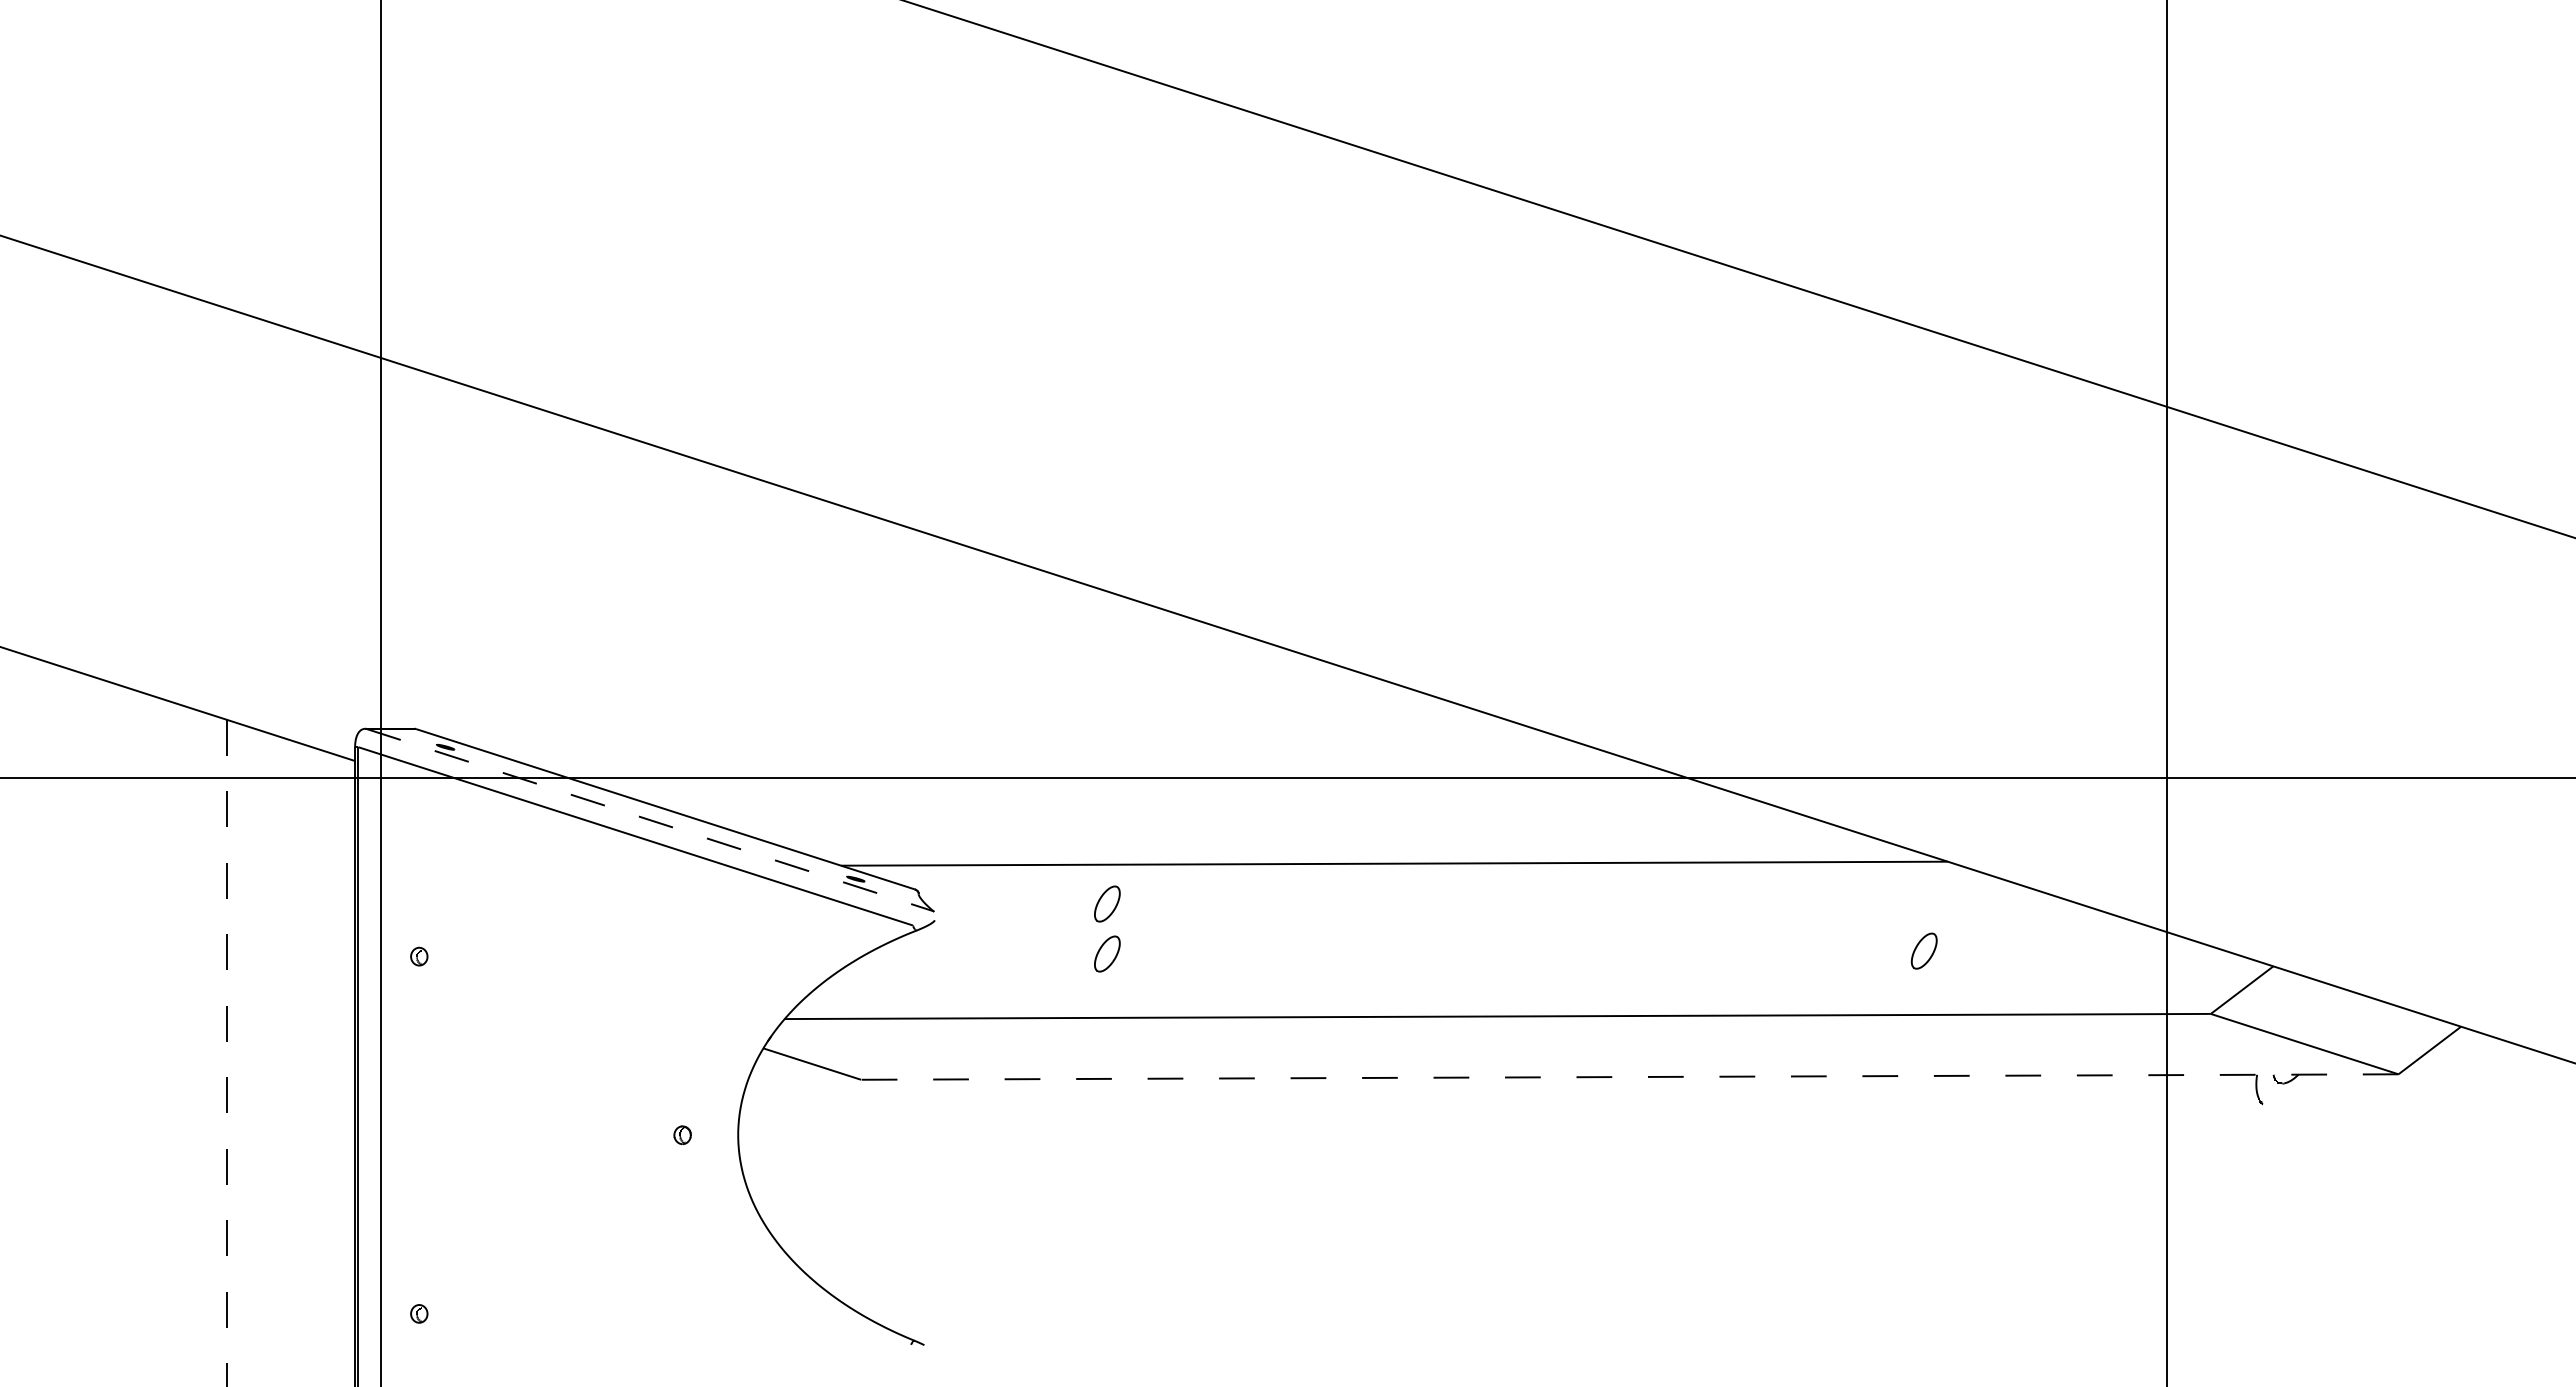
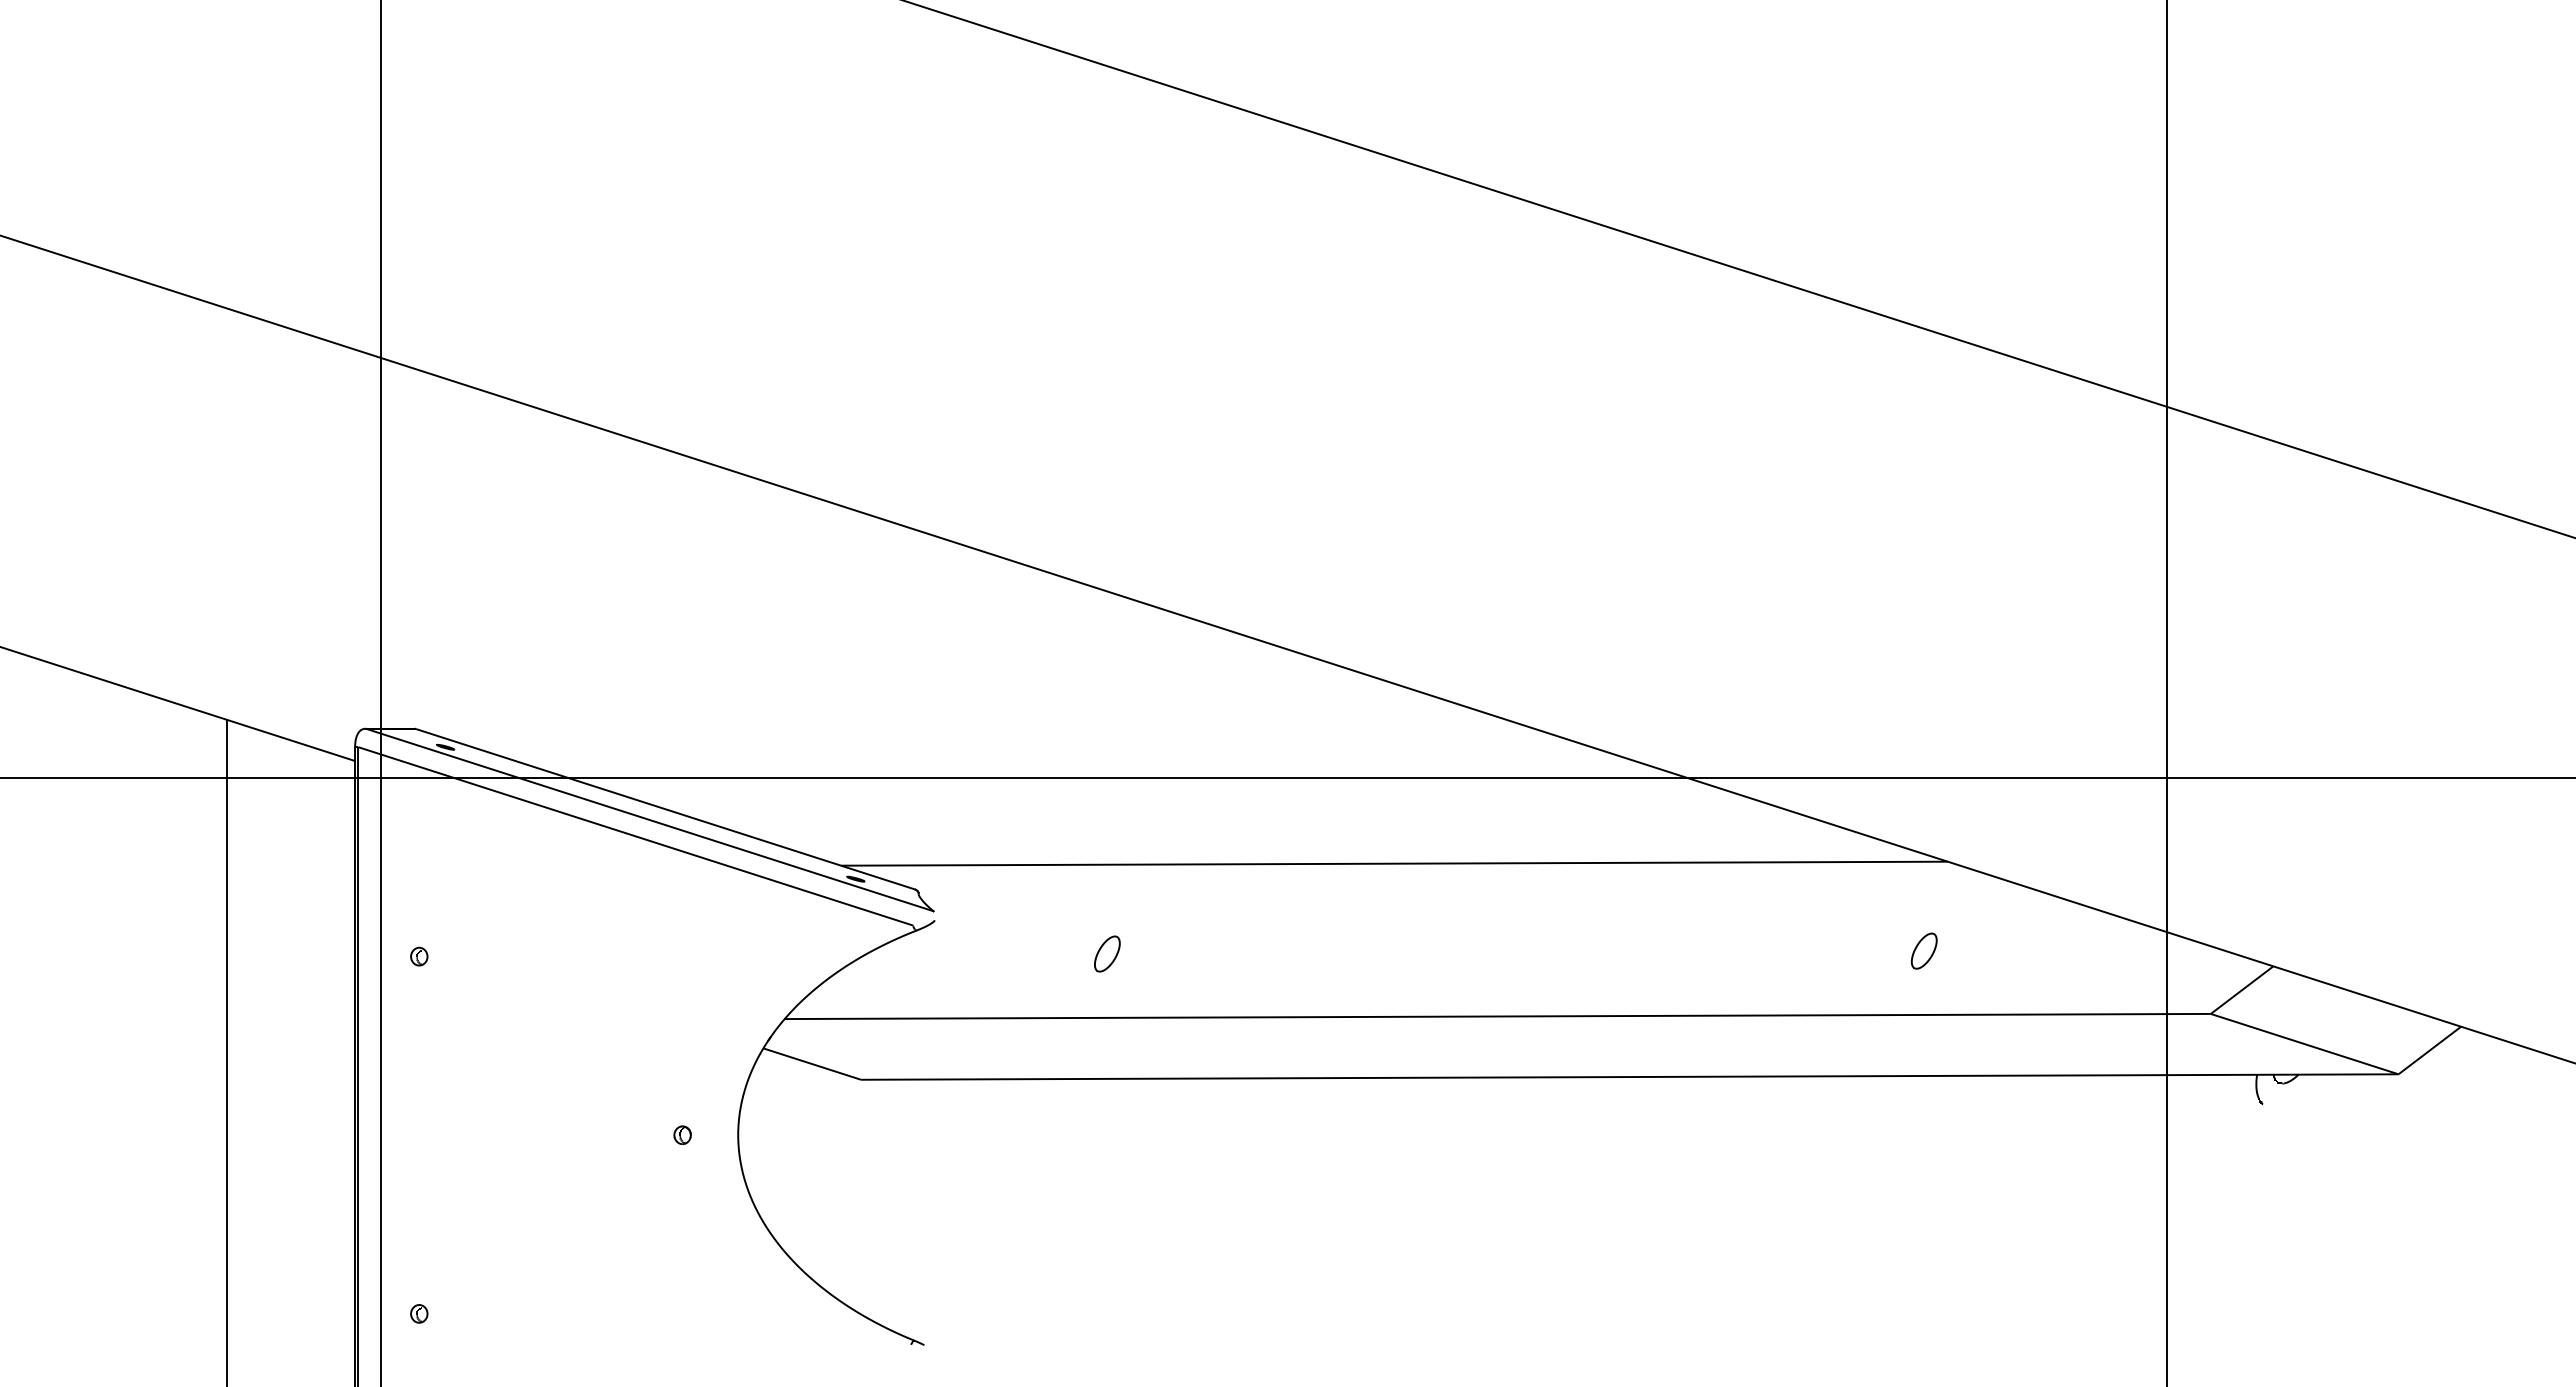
line: dashed -> solid (649, 819)
part: present -> none (1107, 903)
line: dashed -> solid (227, 1053)
line: dashed -> solid (1629, 1077)
